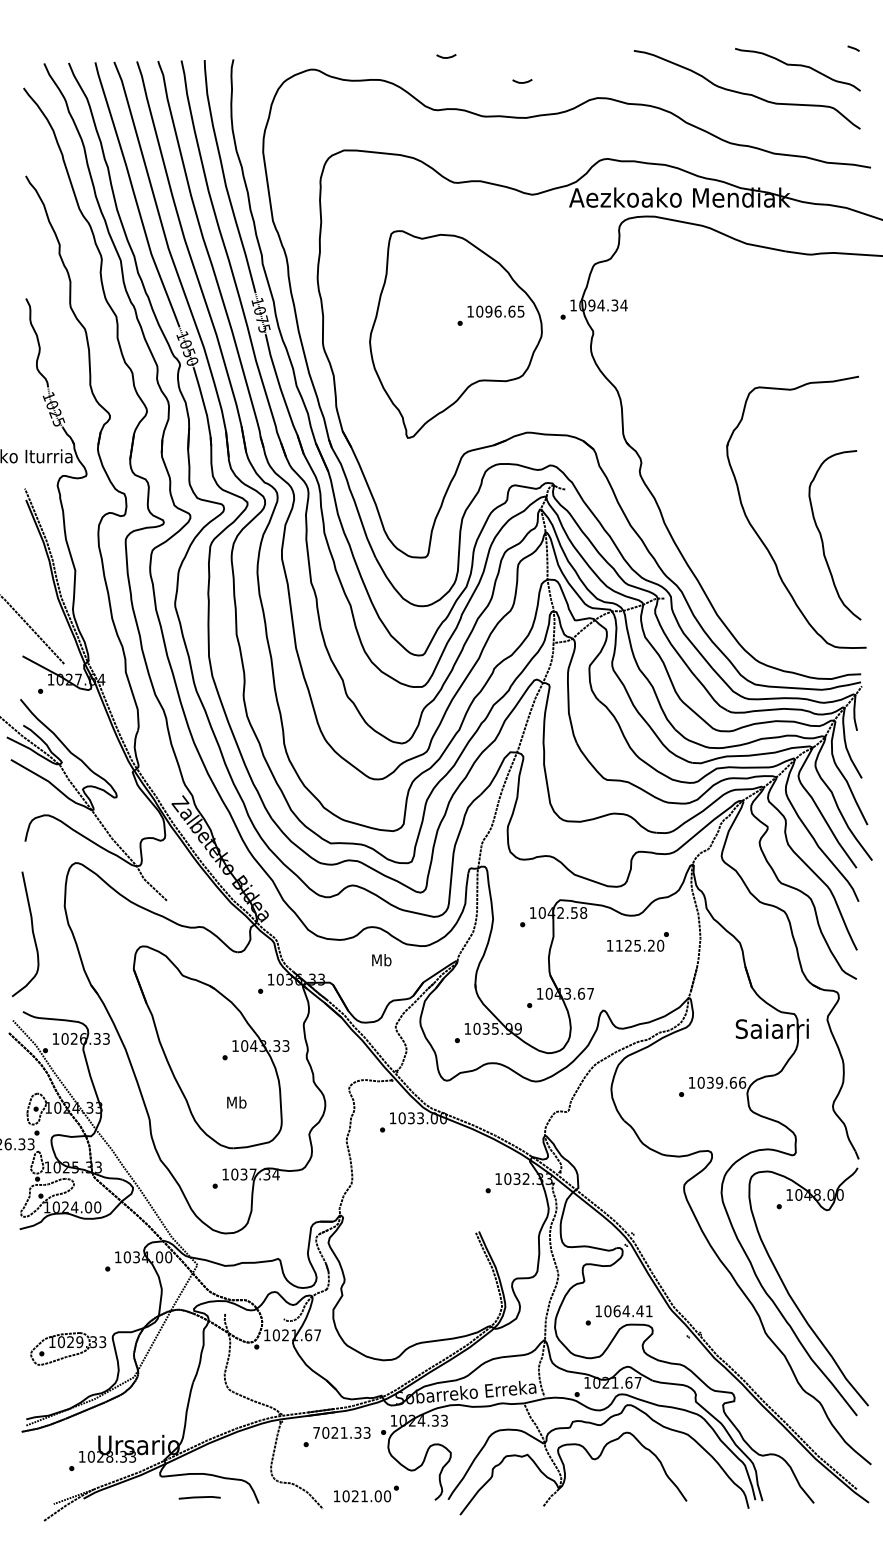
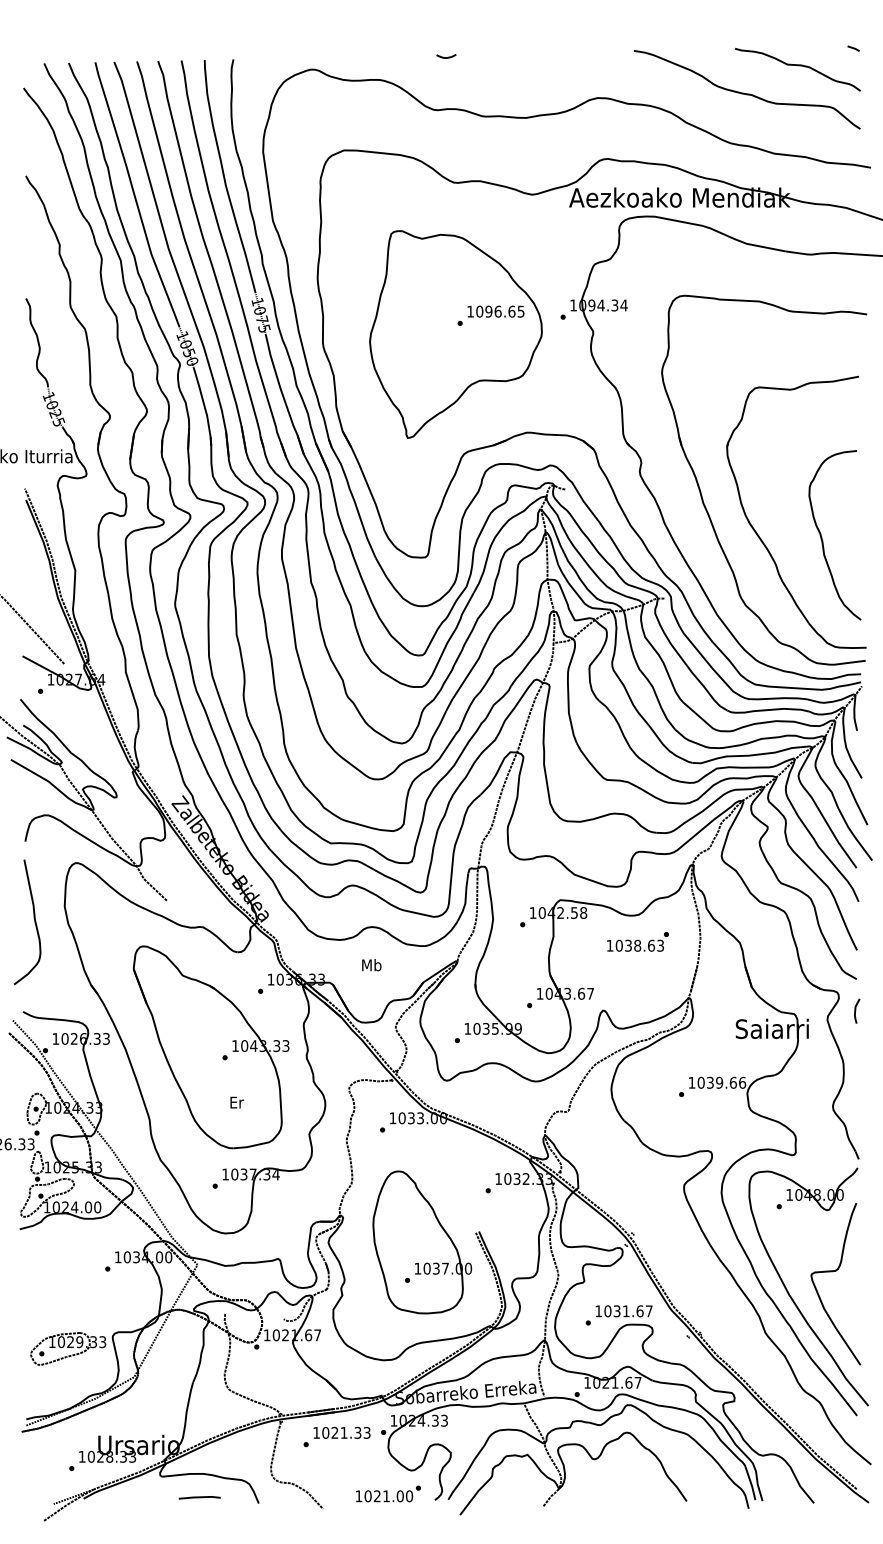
curve: present -> none (522, 82)
part: none -> present (702, 495)
curve position: (32, 934) -> (34, 922) (34, 922)
text: 1125.20 -> 1038.63 (639, 945)
text position: (381, 960) -> (371, 965) (371, 965)
line: none -> present (856, 1010)
text: Mb -> Er (236, 1102)
part: none -> present (422, 1242)
curve: none -> present (832, 1272)
text: 1064.41 -> 1031.67 (632, 1311)
text: 7021.33 -> 1021.33 (316, 1432)
text position: (366, 1493) -> (388, 1493) (388, 1493)
